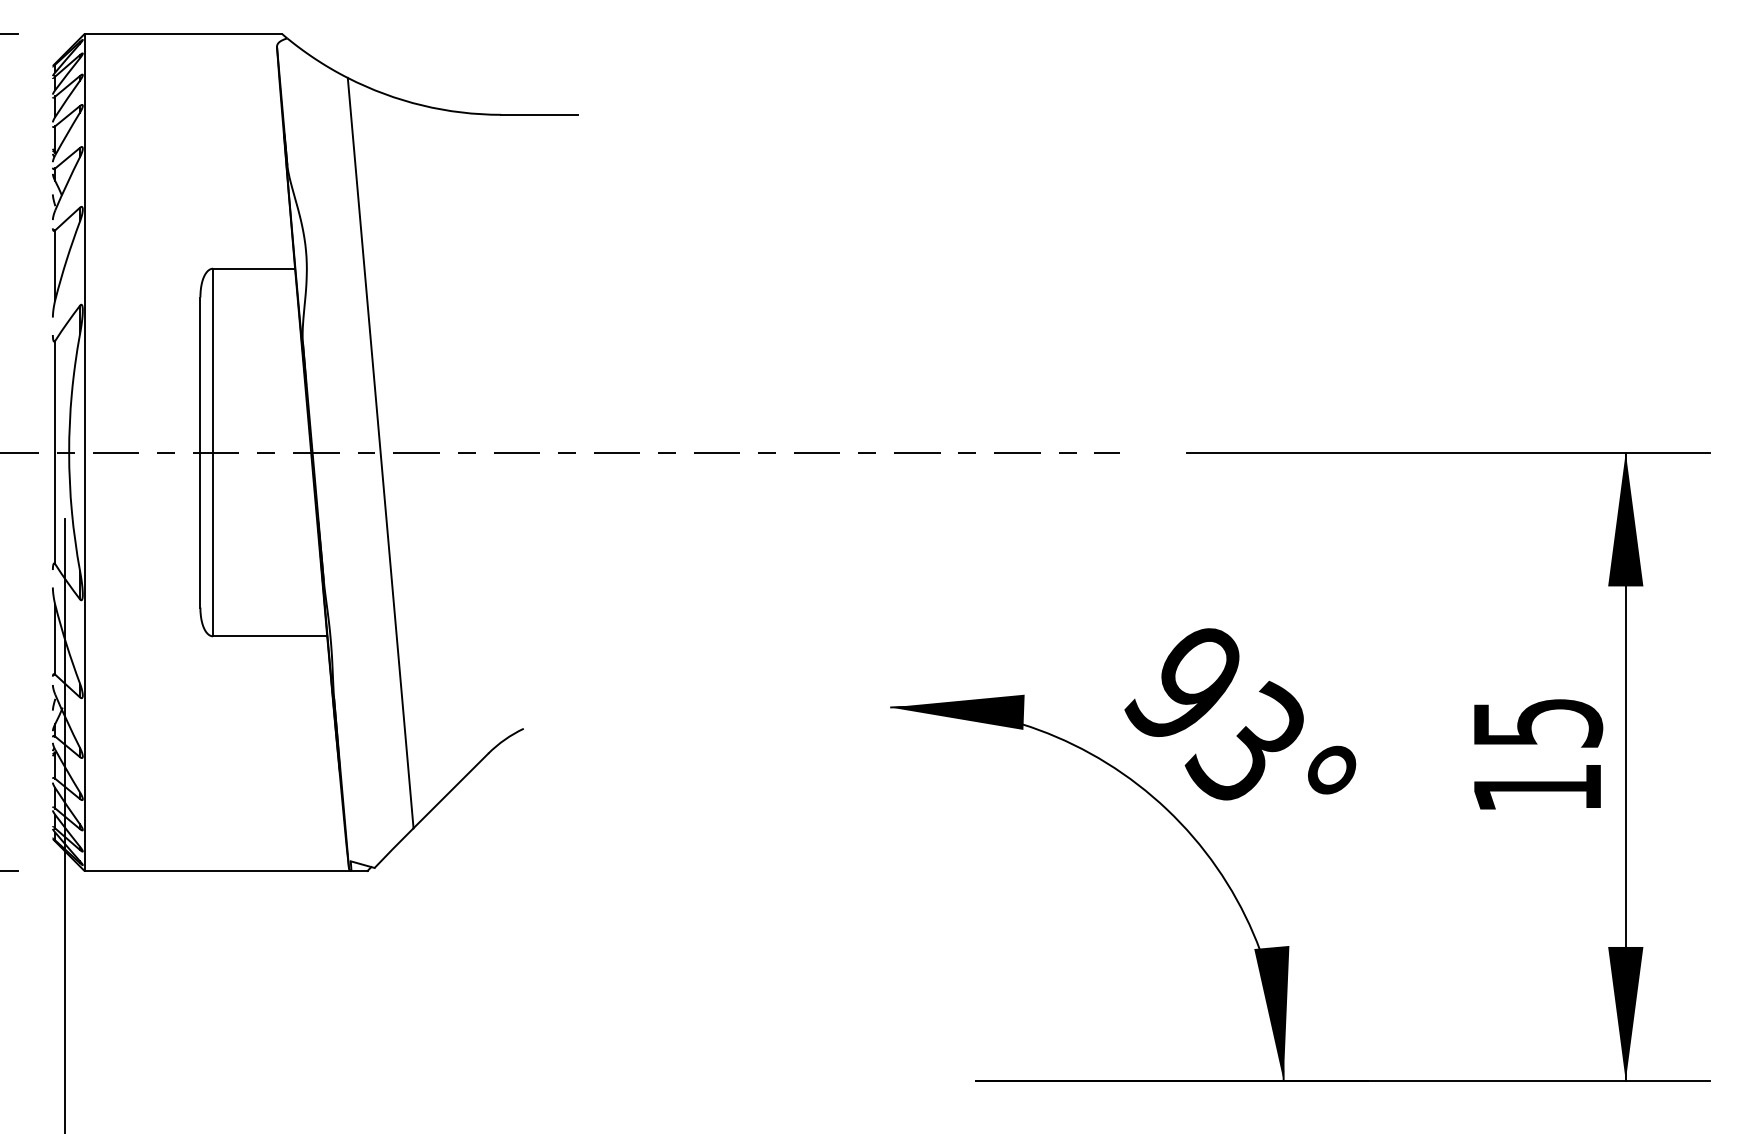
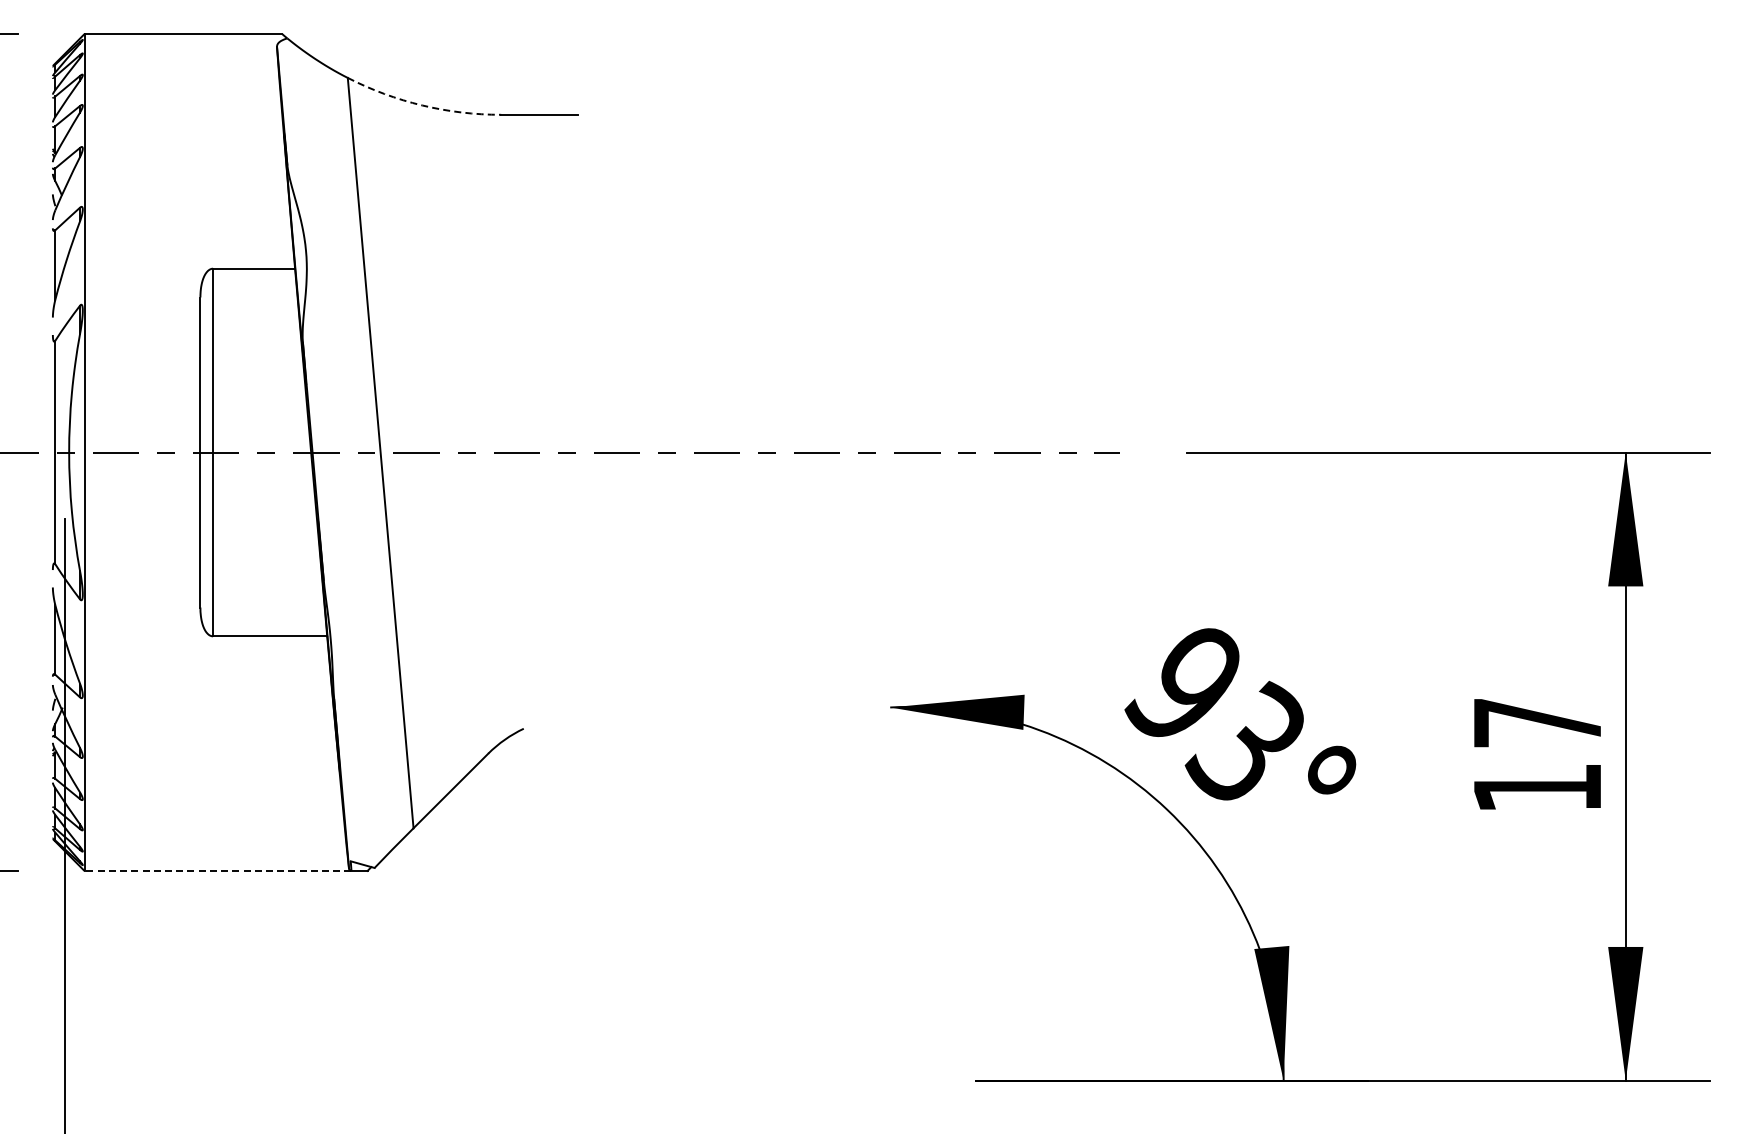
arc: solid -> dashed (422, 105)
text: 15 -> 17 (1538, 723)
line: solid -> dashed (217, 870)
